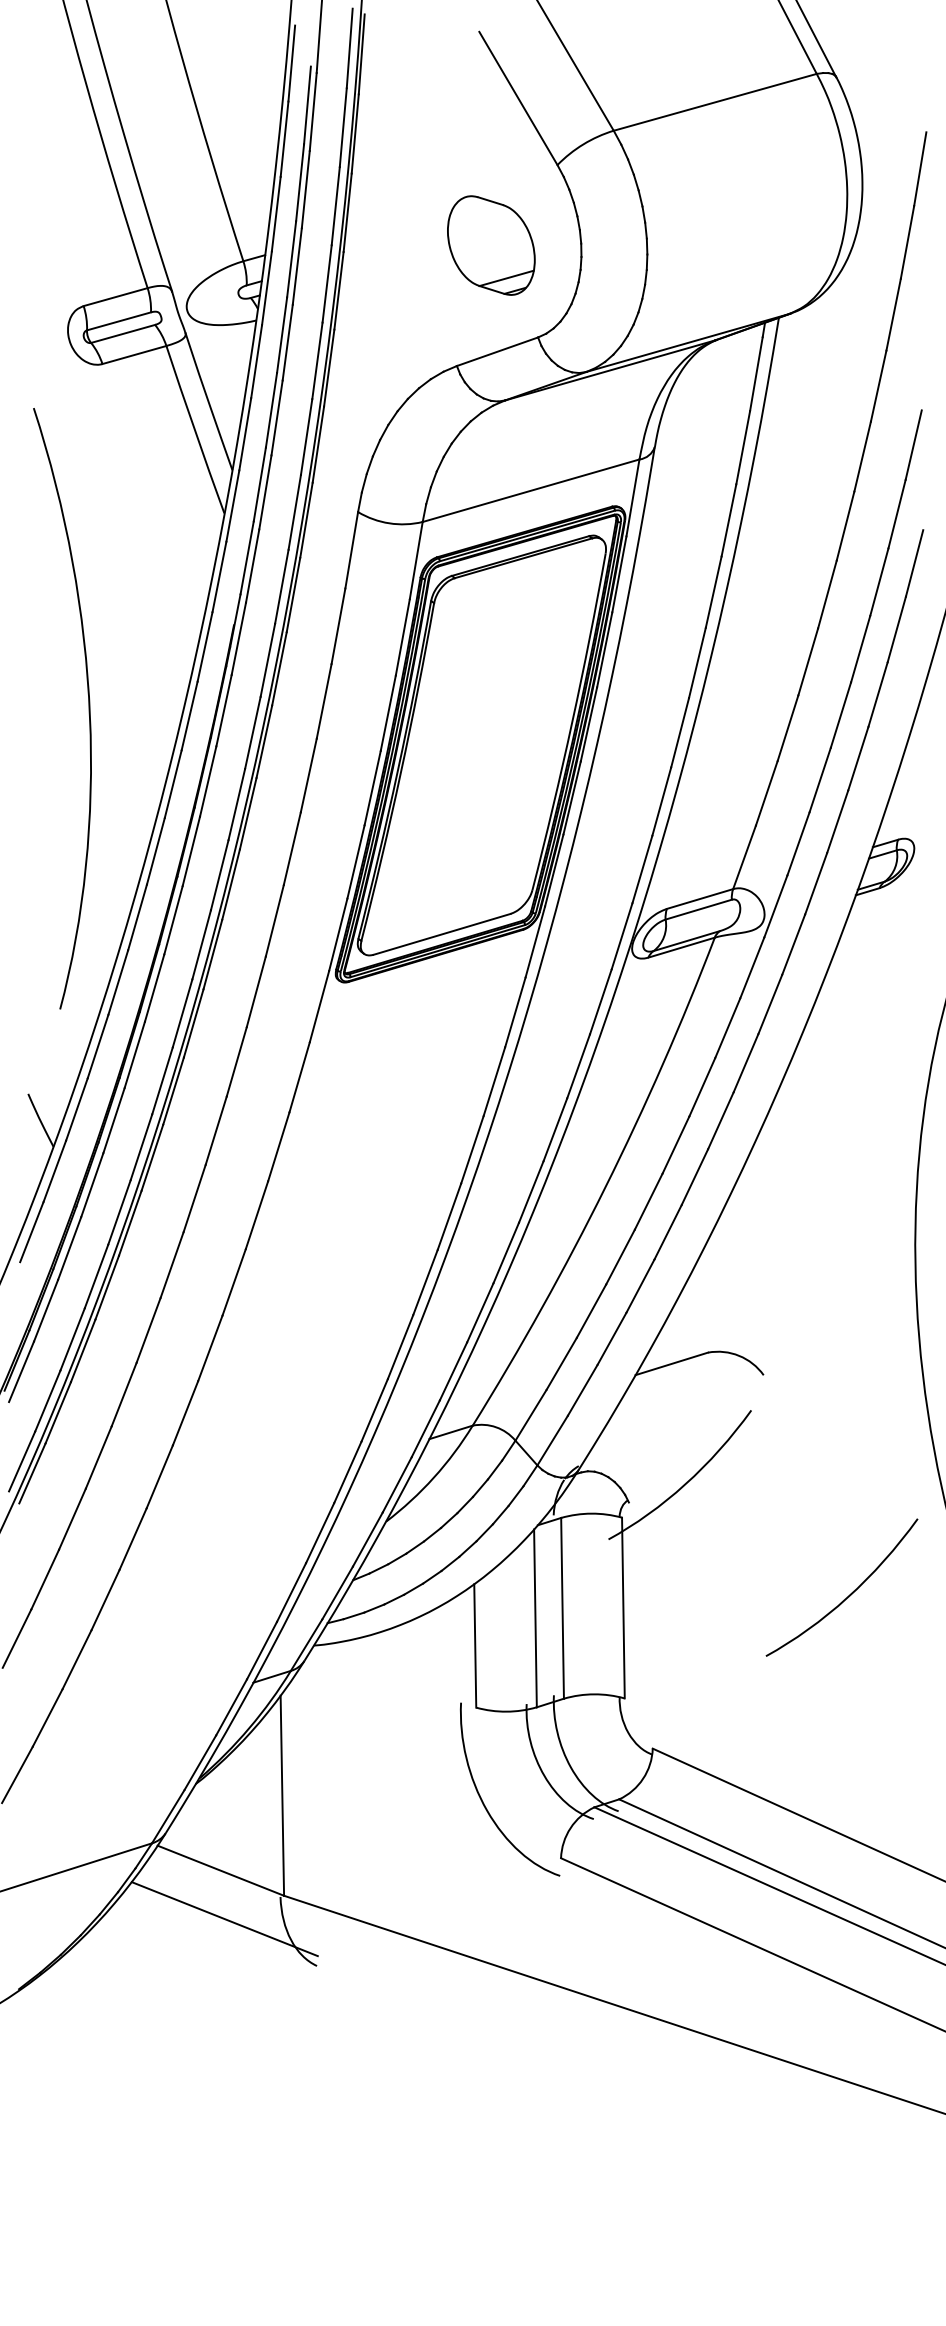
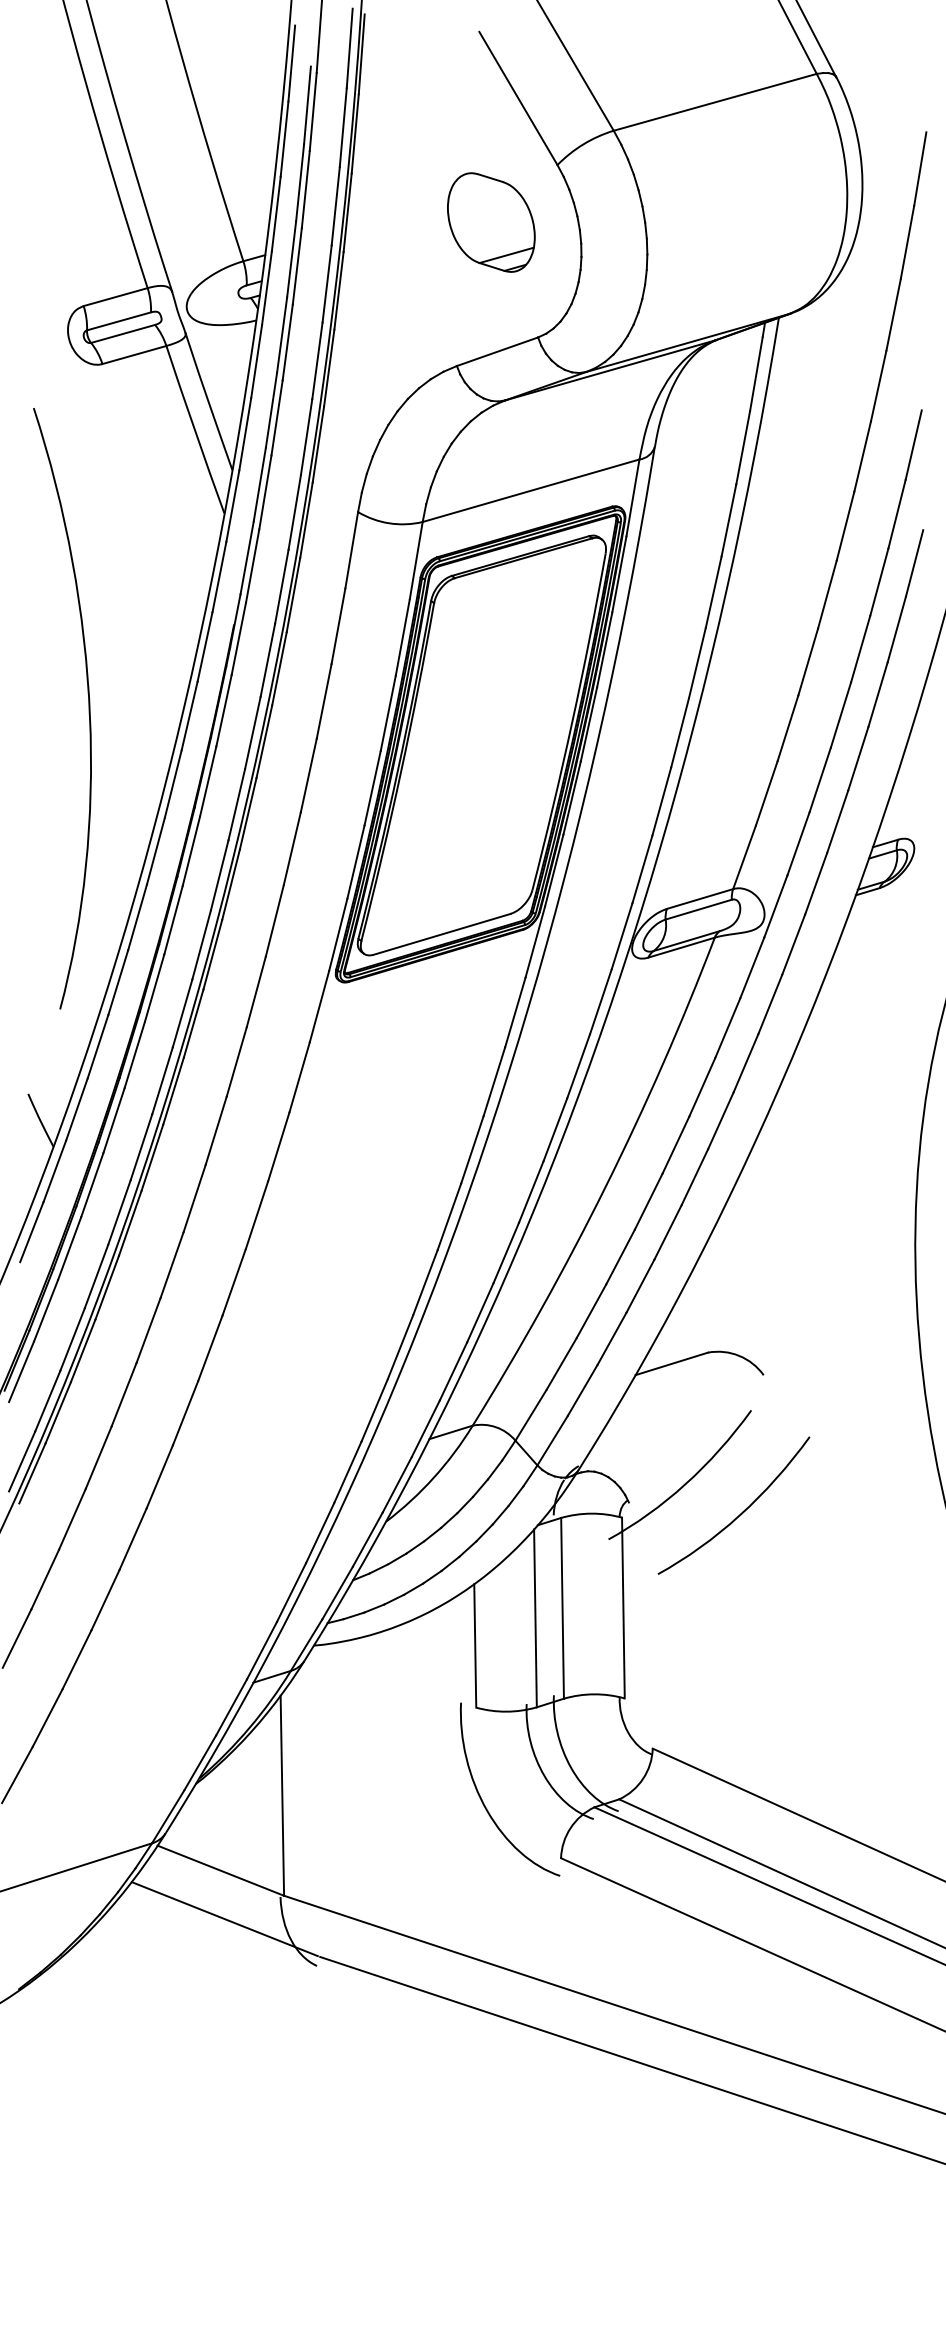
part position: (491, 245) -> (491, 222) (491, 222)
curve position: (849, 1594) -> (741, 1512) (741, 1512)
line: none -> present (631, 2059)
